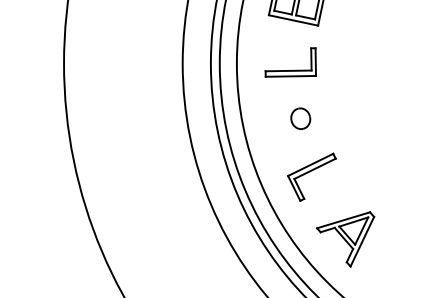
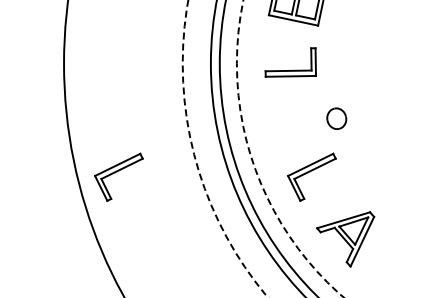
part position: (300, 118) -> (336, 118) (336, 118)
circle: solid -> dashed (225, 148)
circle: solid -> dashed (289, 148)
part: none -> present (118, 176)
